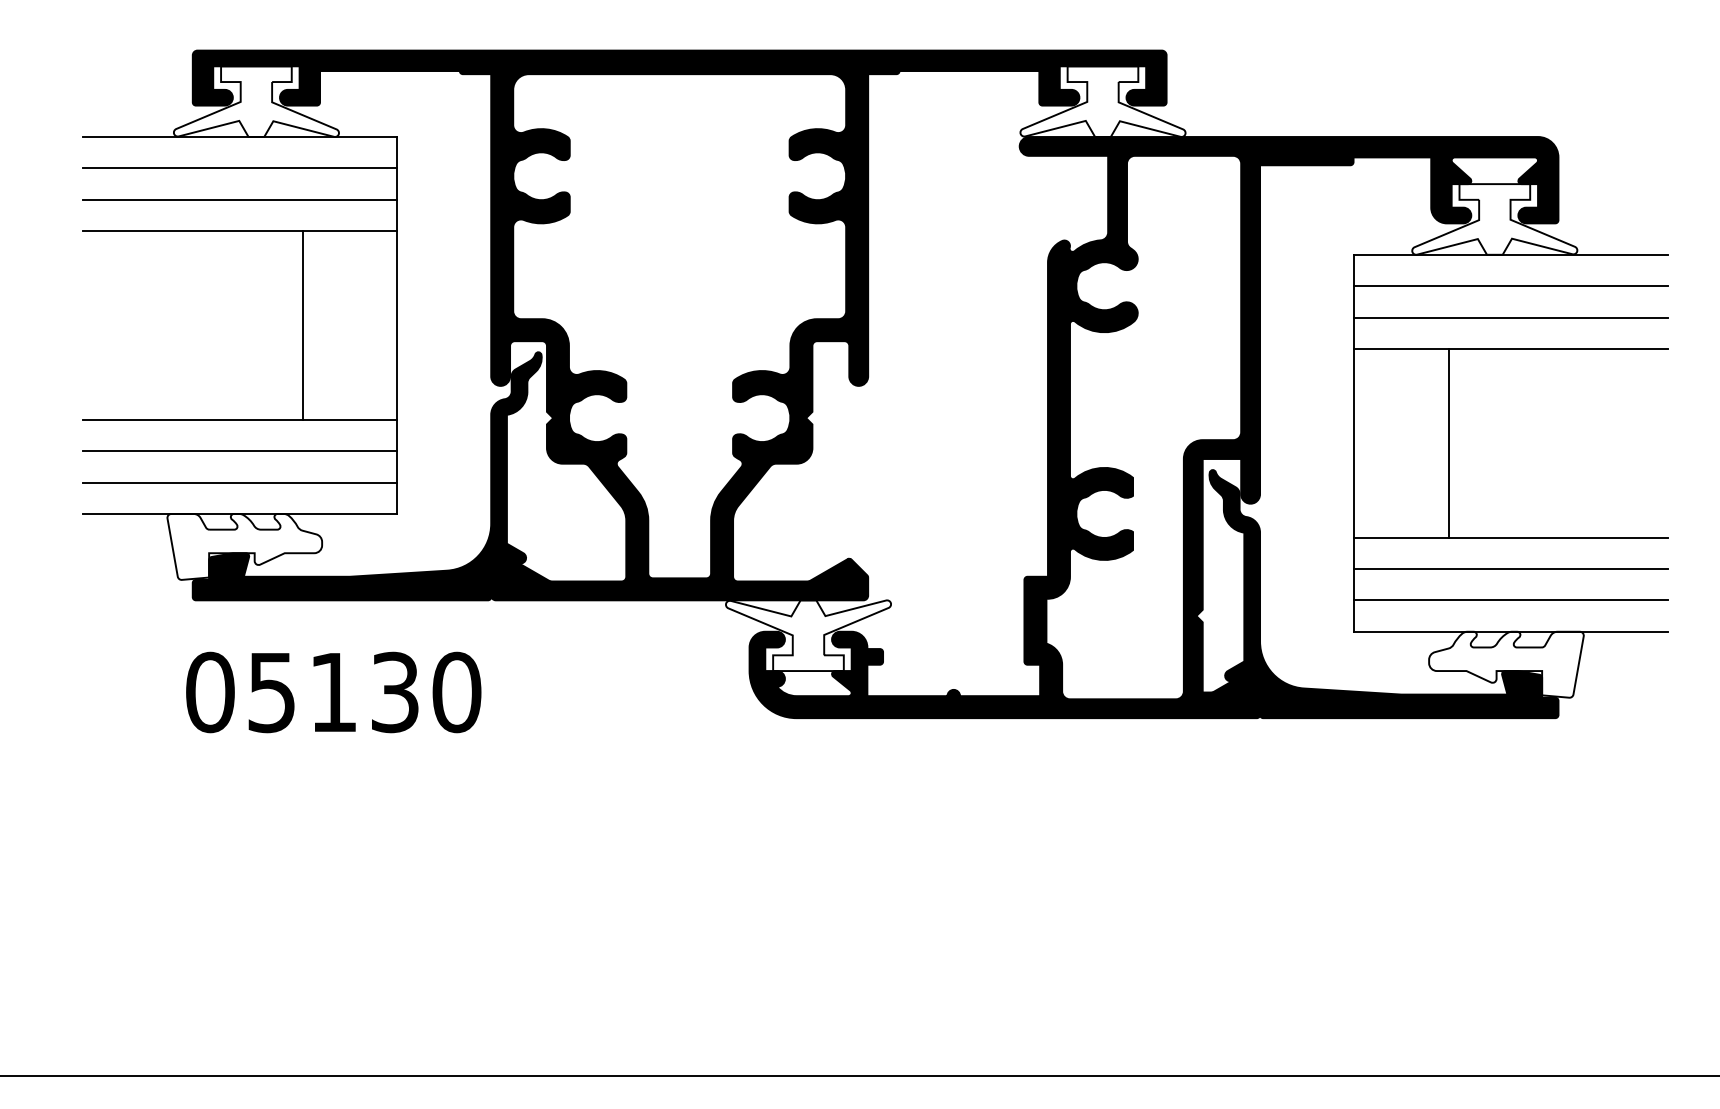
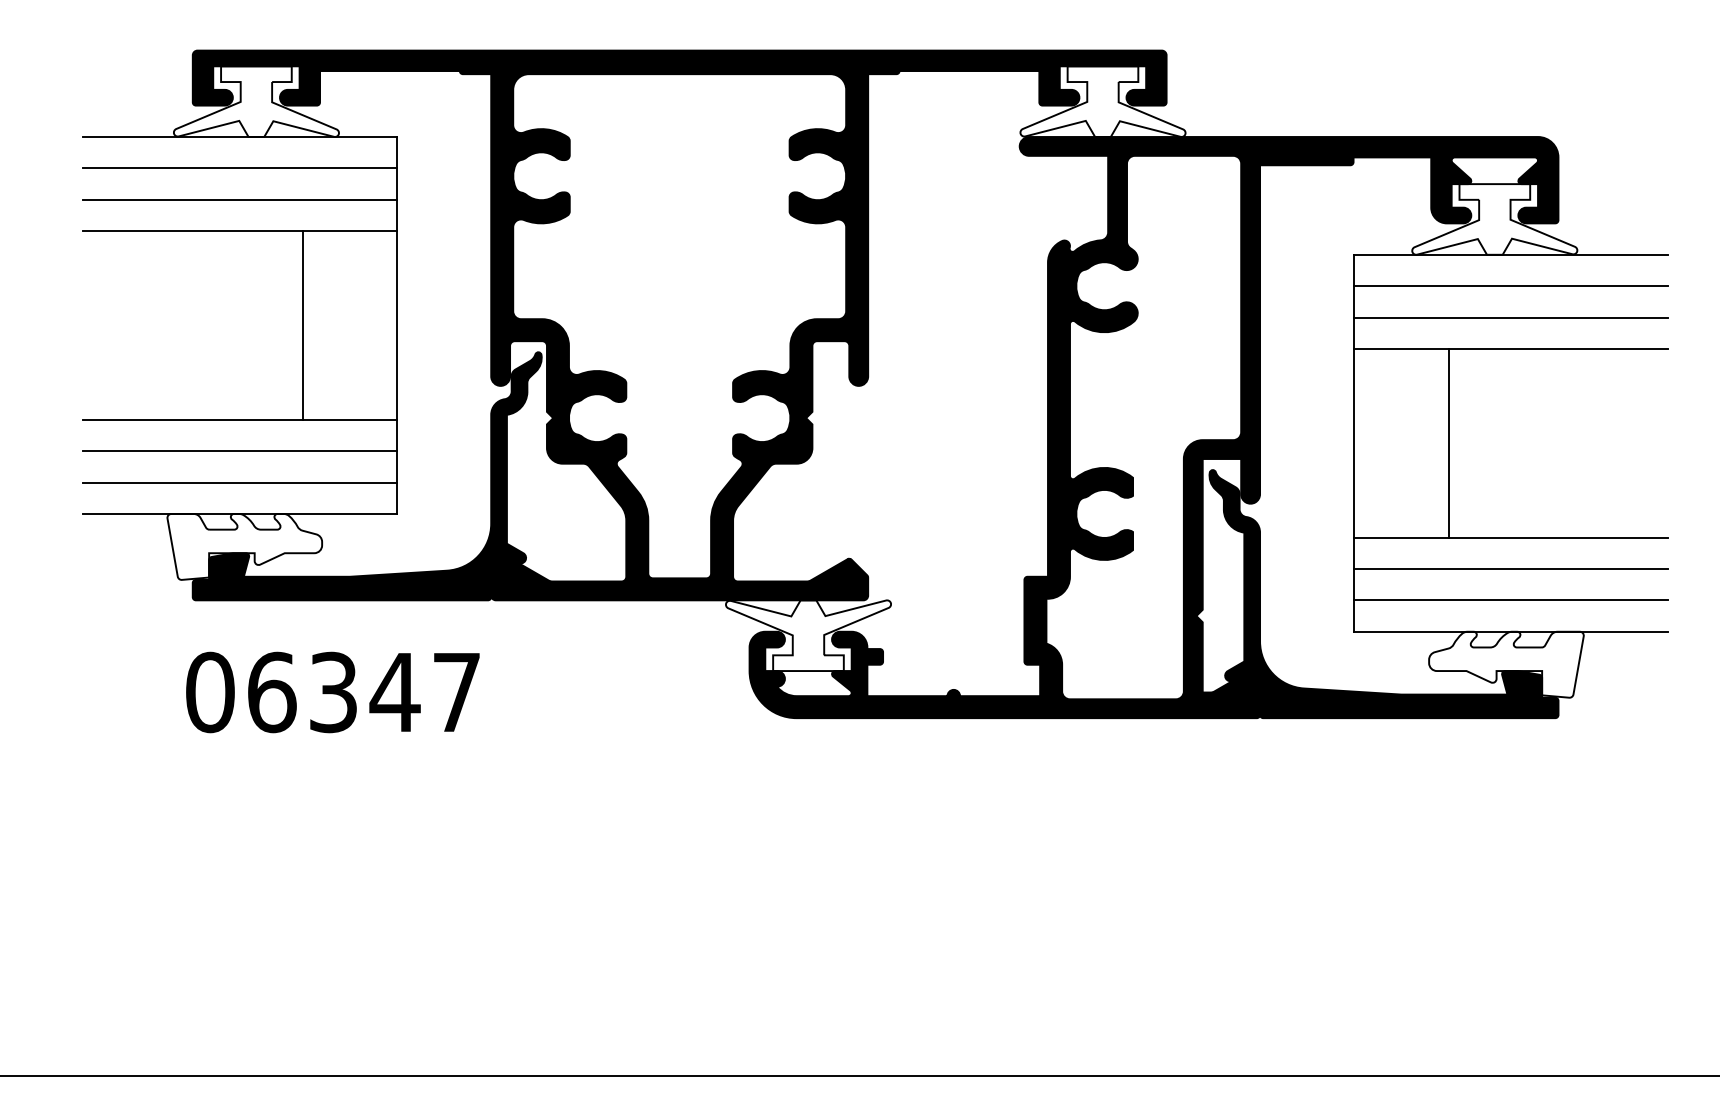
text: 05130 -> 06347 (364, 692)
